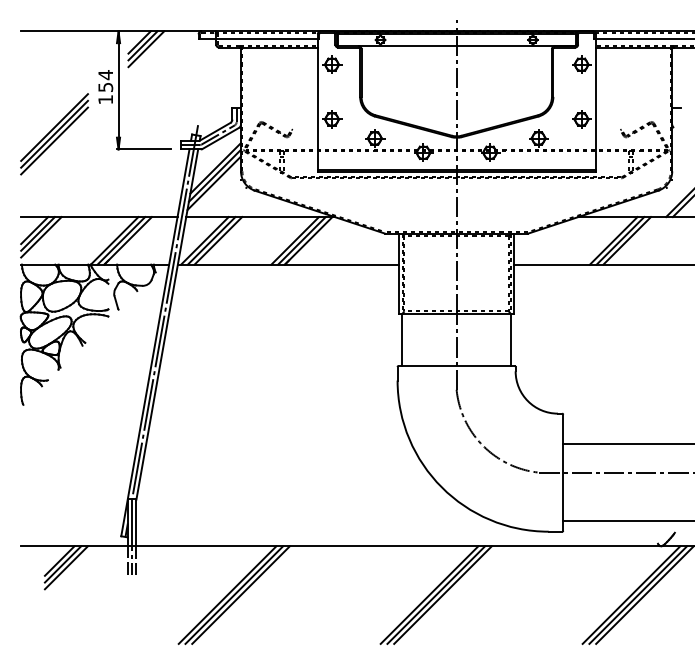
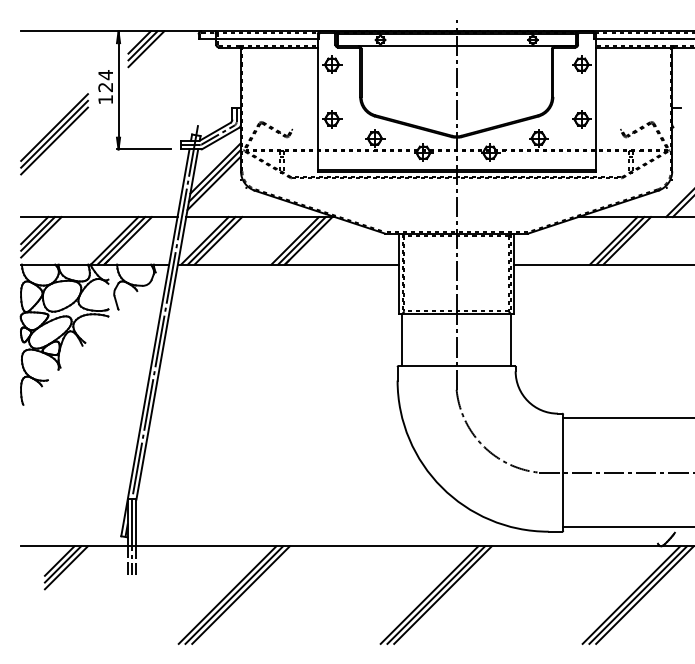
text: 154 -> 124 (105, 87)
line position: (627, 444) -> (627, 418) (627, 418)
line position: (627, 520) -> (627, 526) (627, 526)
